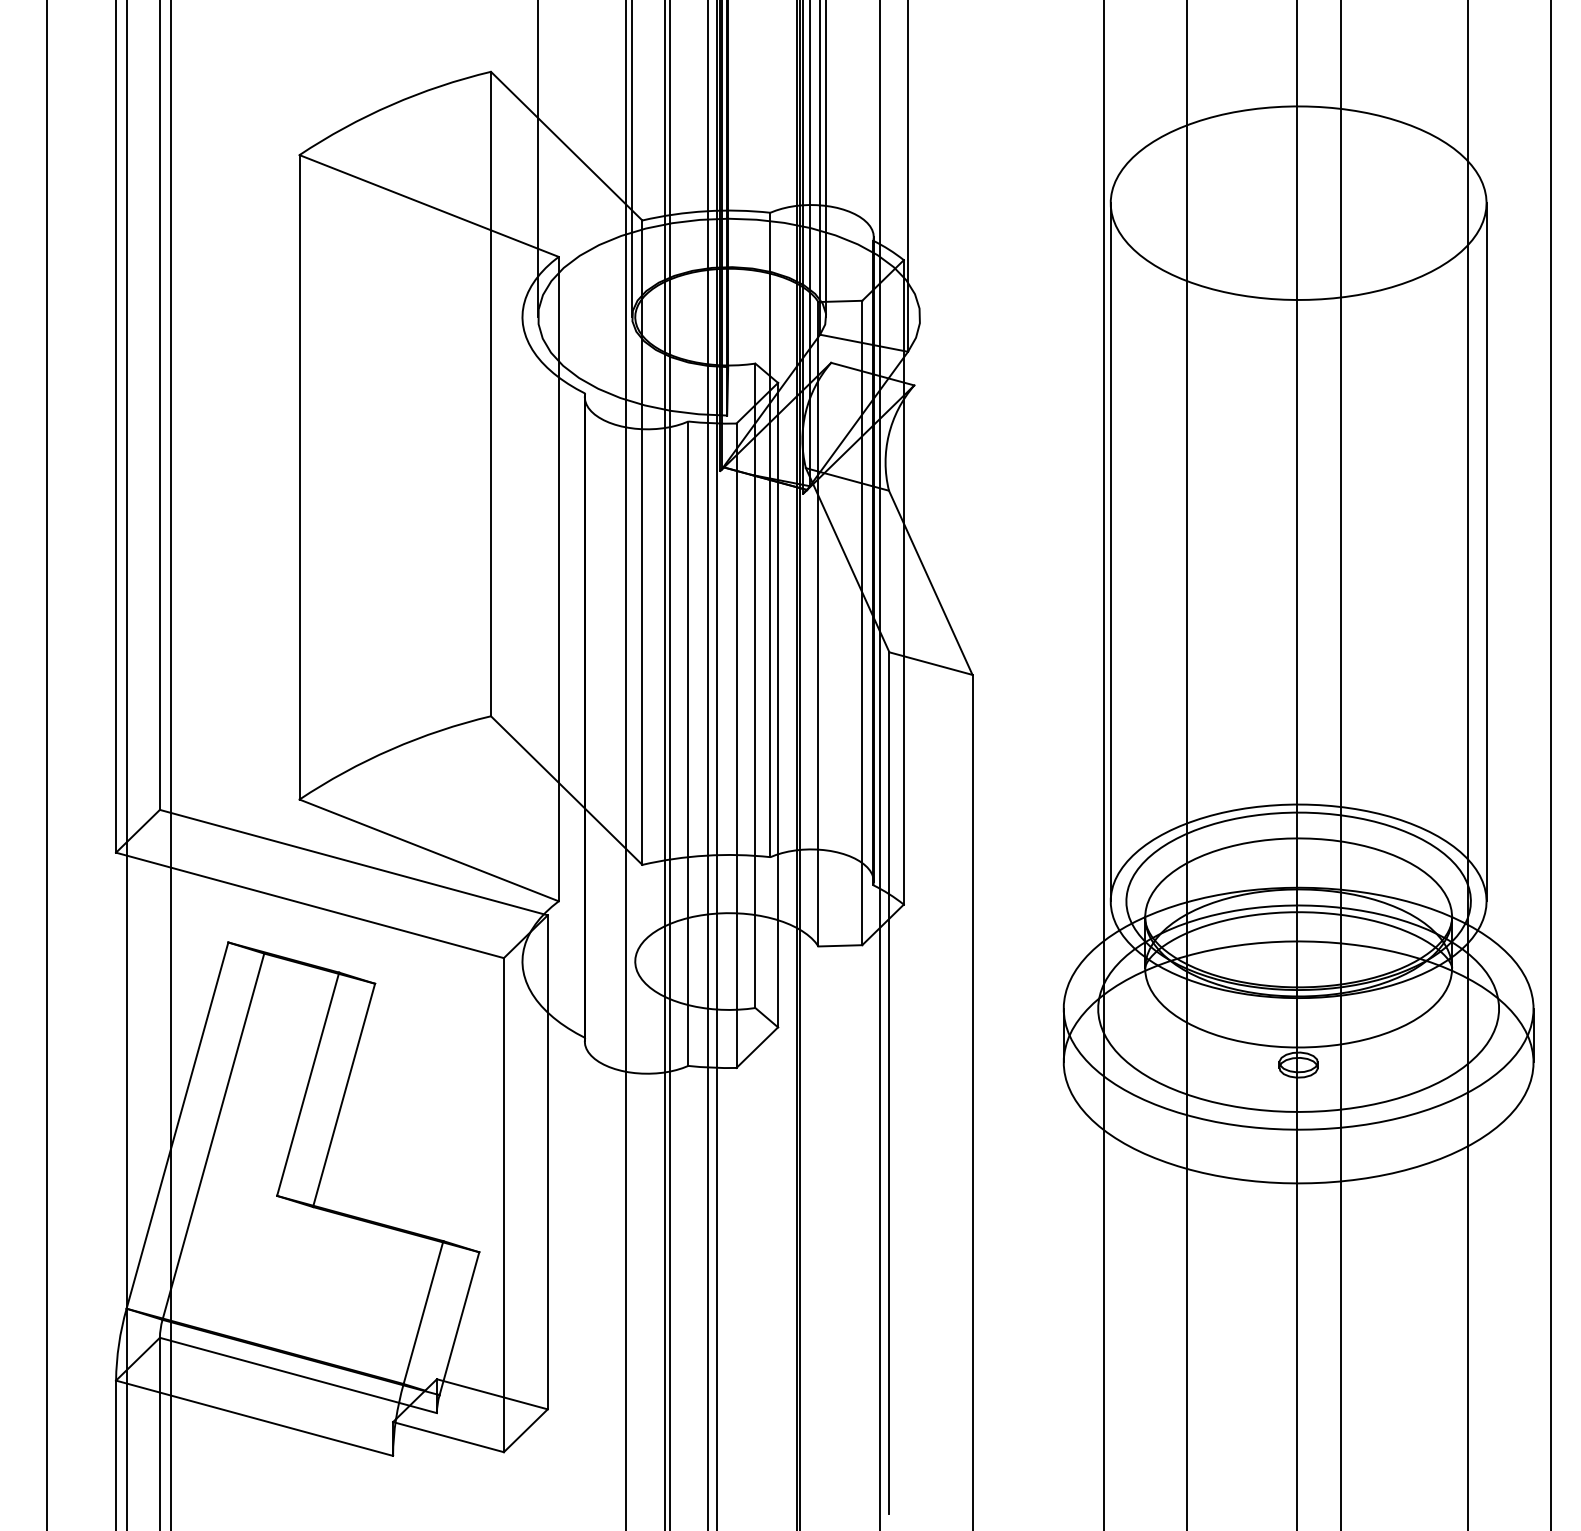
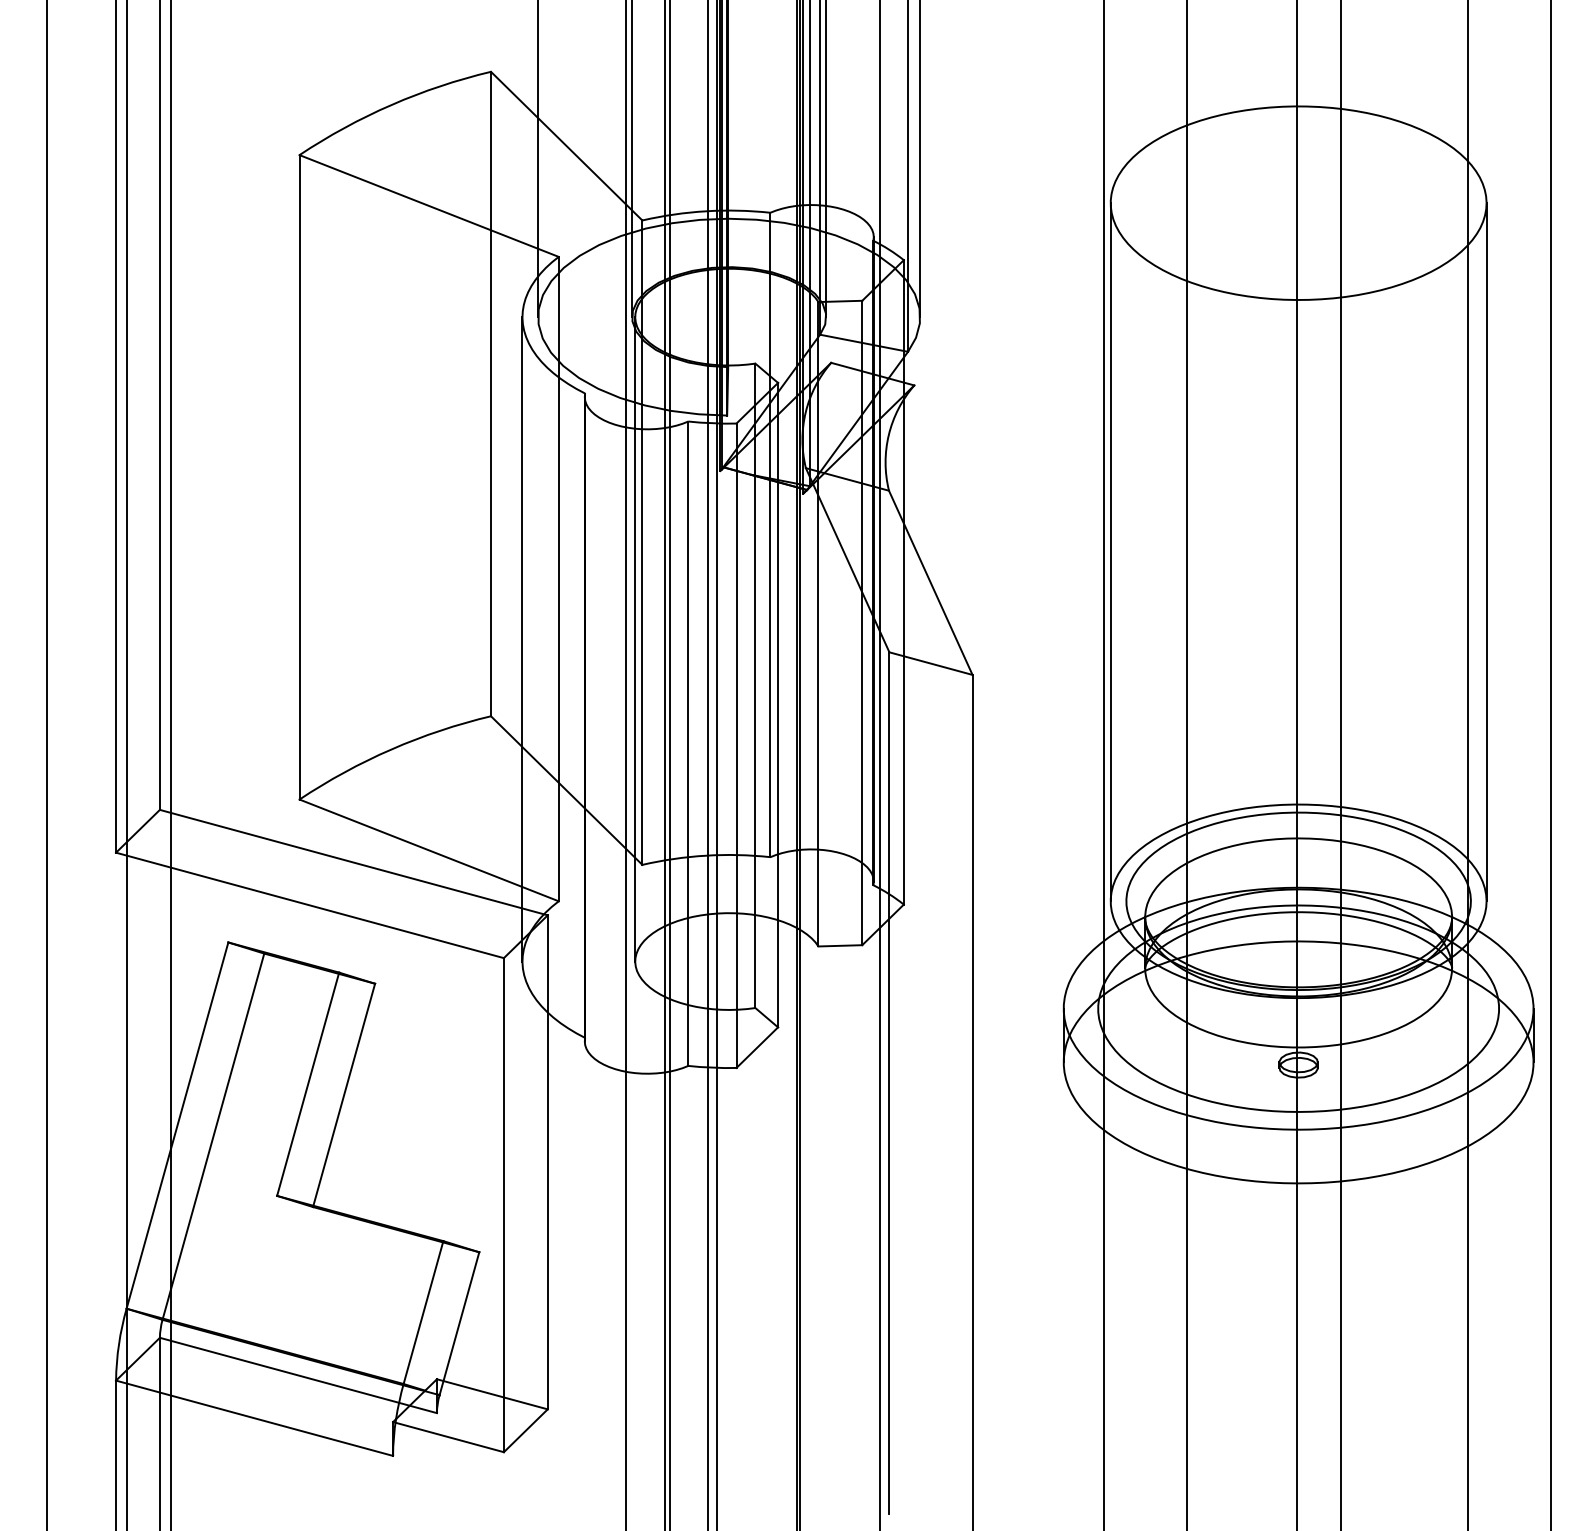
line: none -> present (920, 159)
line: none -> present (522, 639)
line: none -> present (635, 639)
